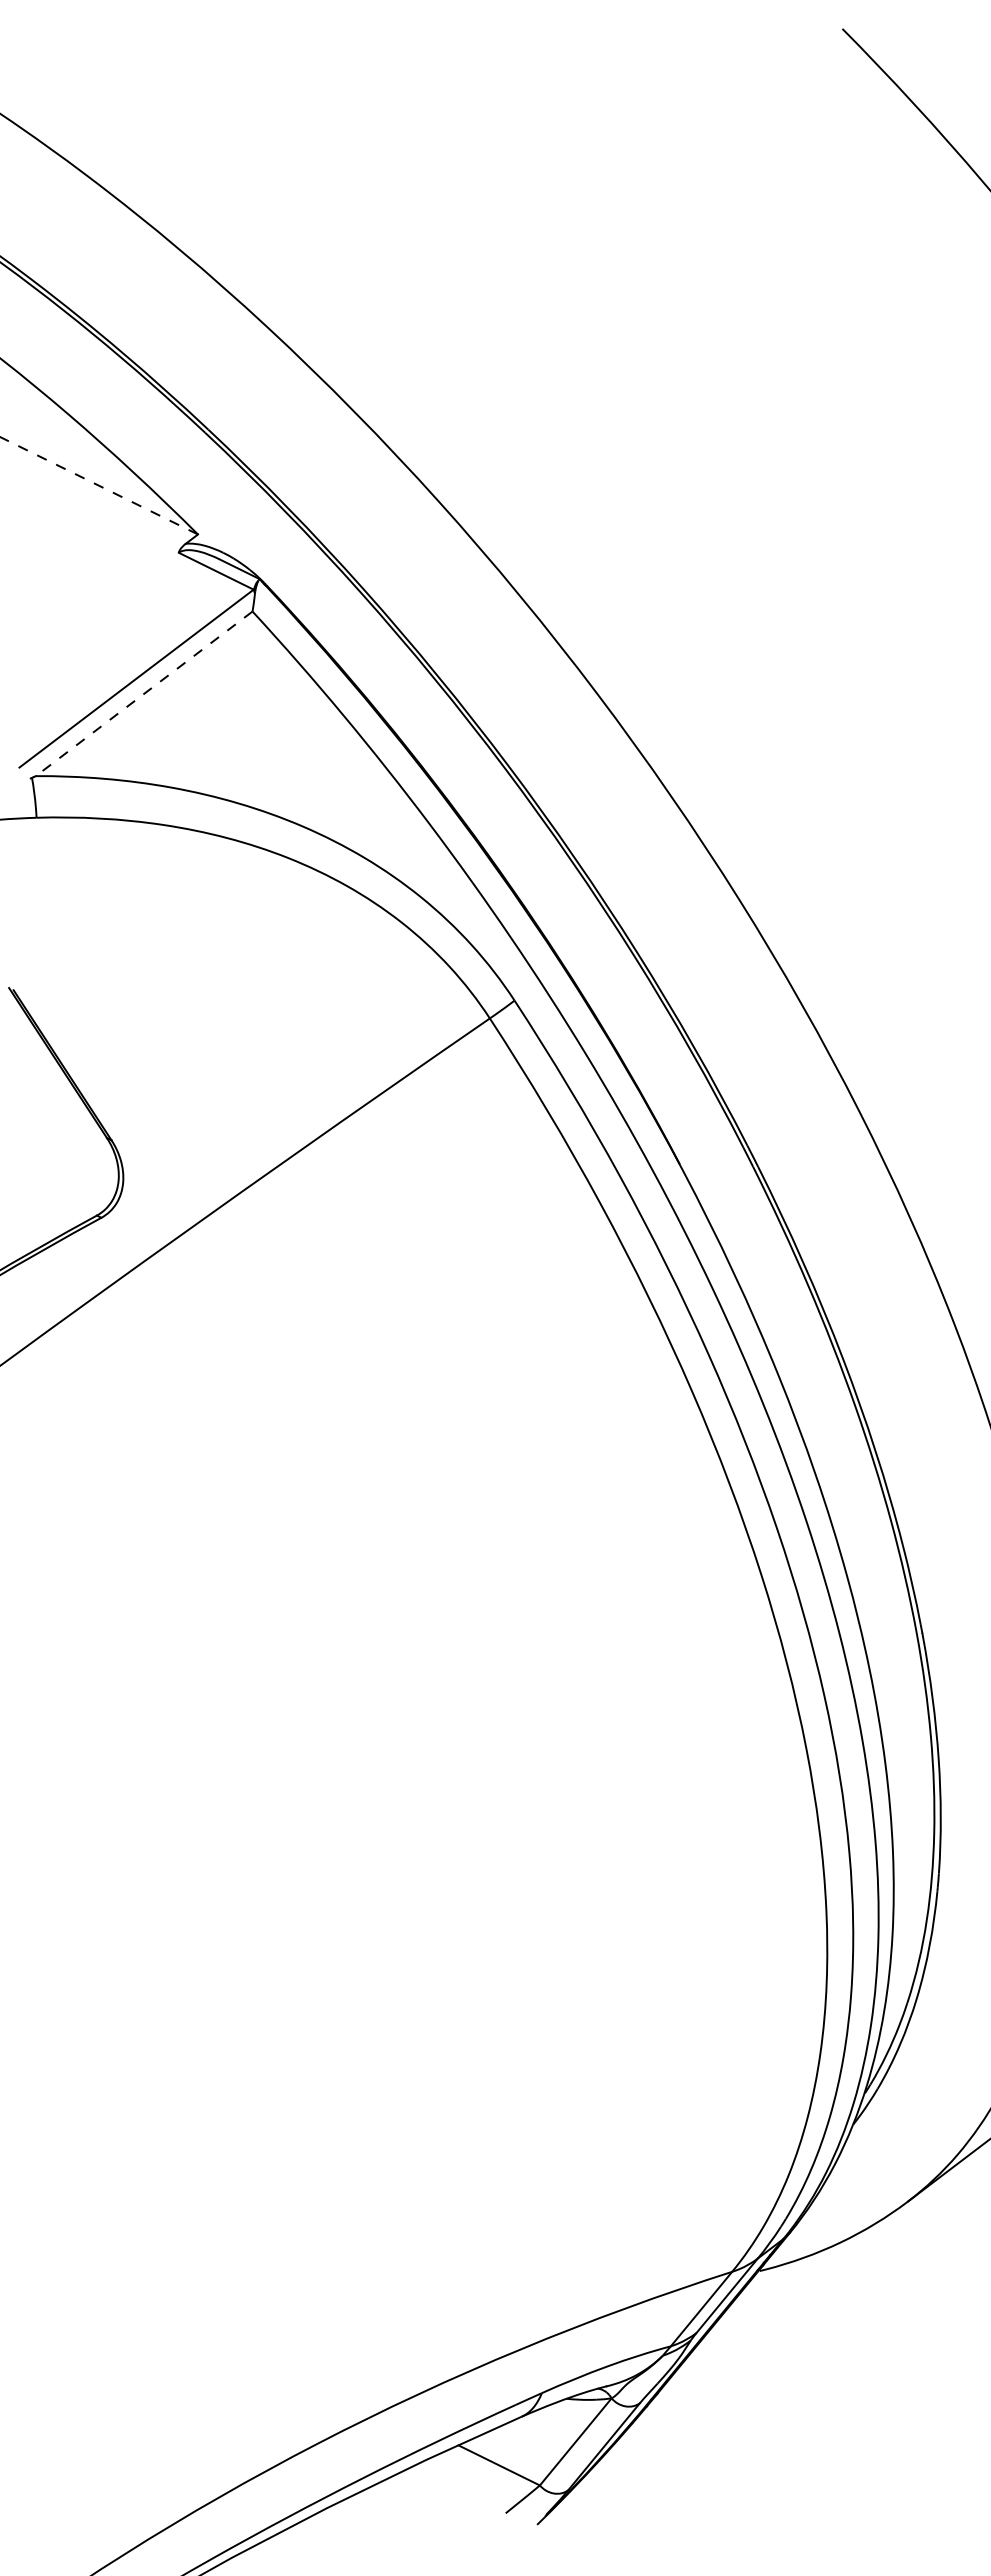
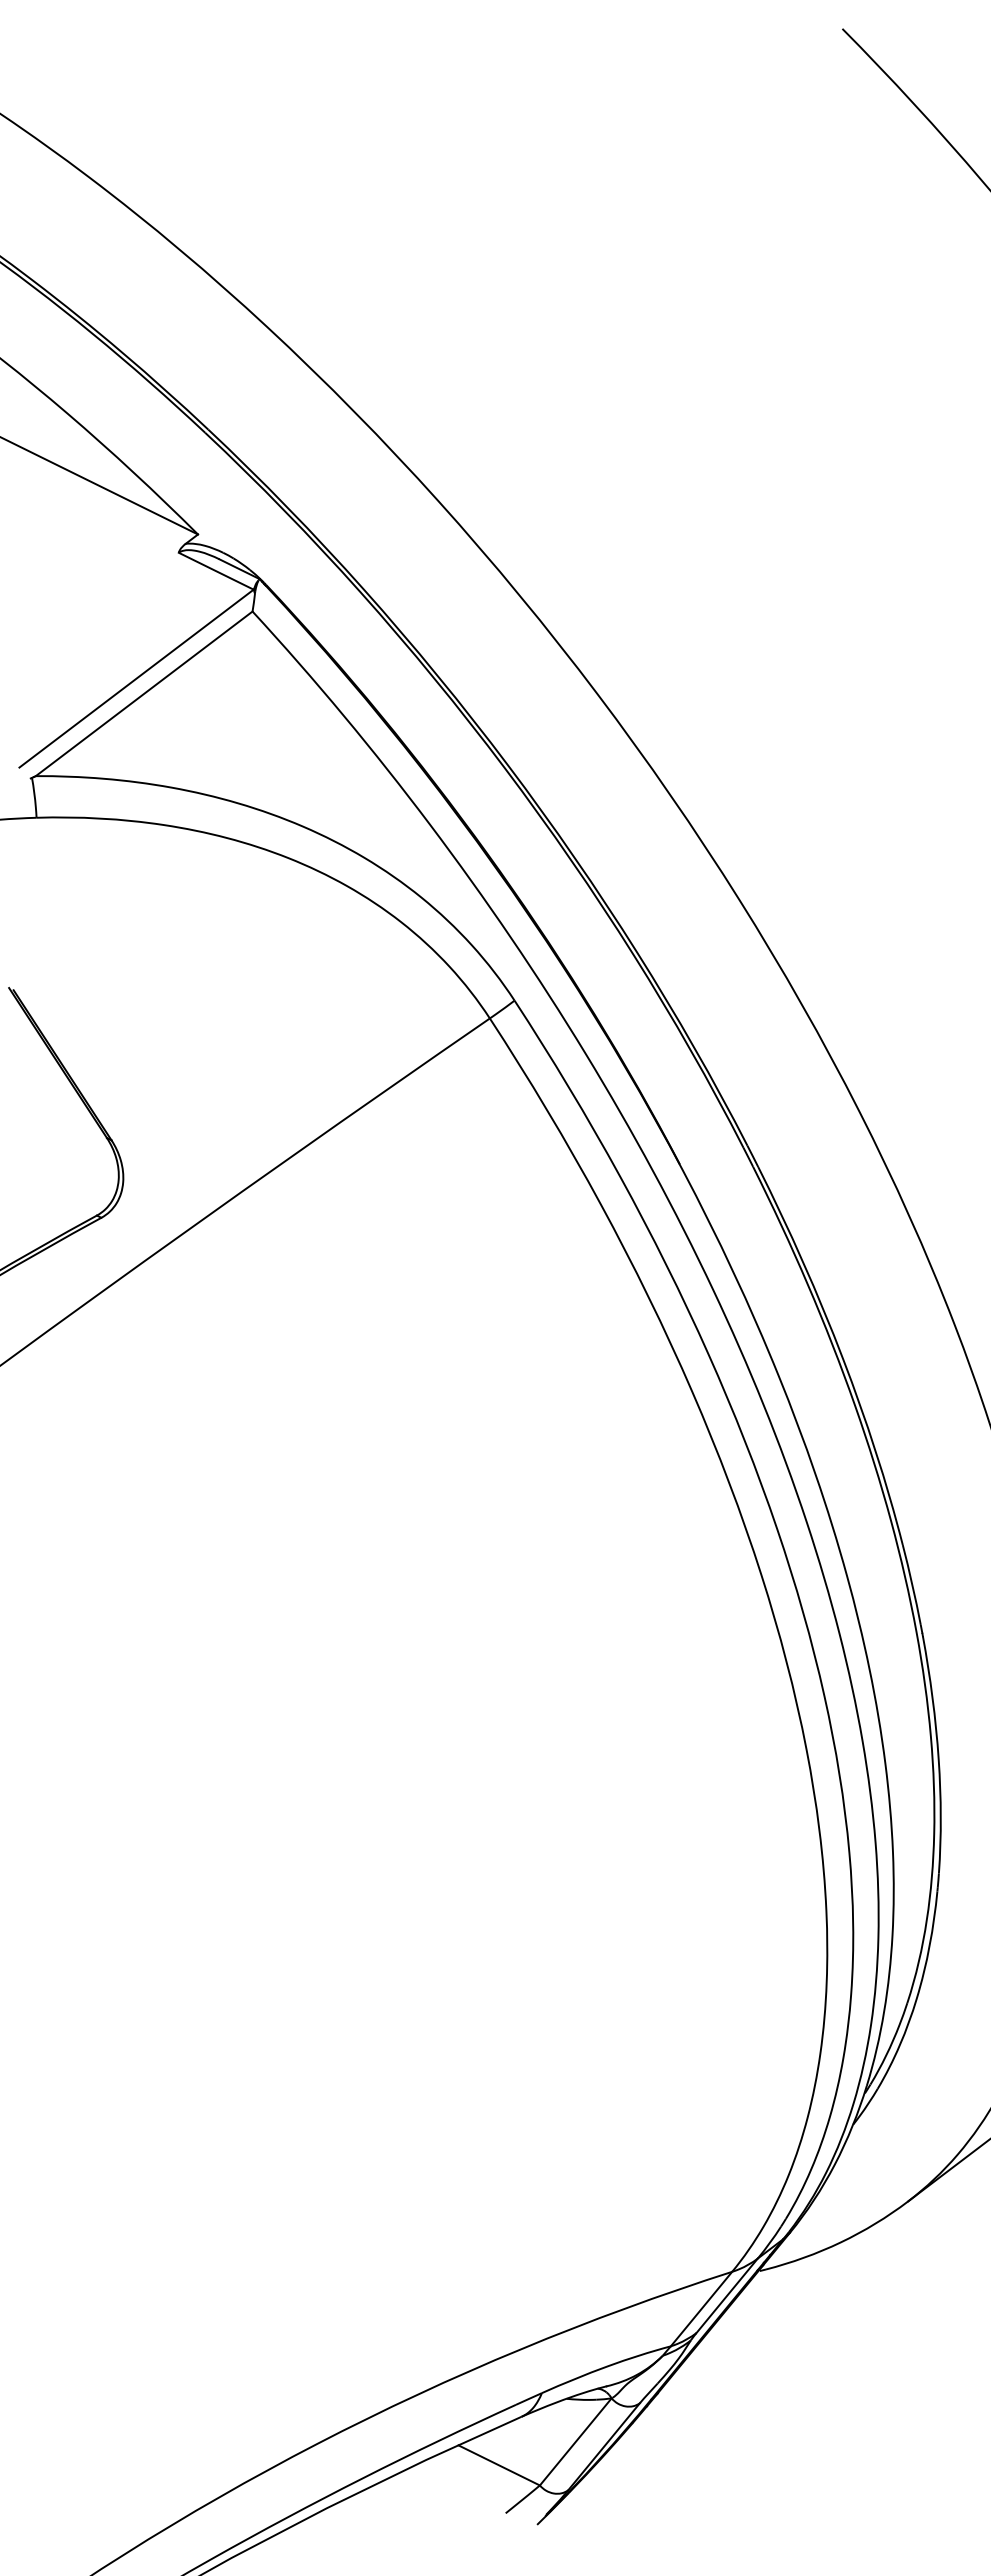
line: dashed -> solid (98, 485)
line: dashed -> solid (143, 694)
